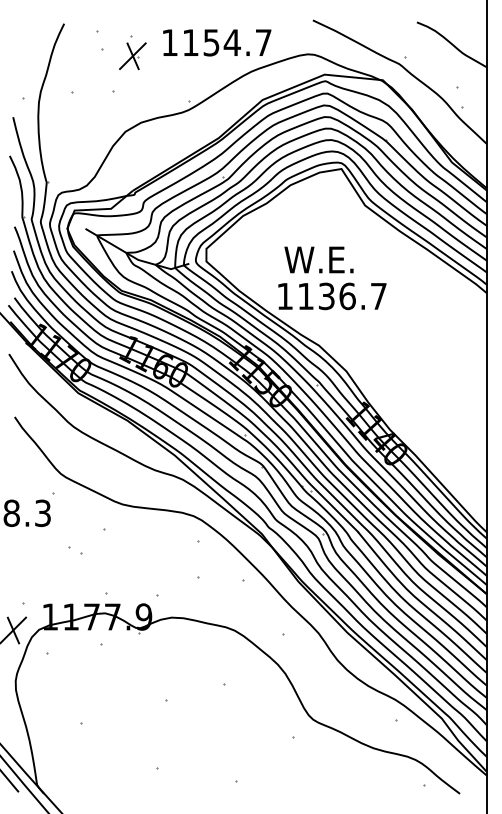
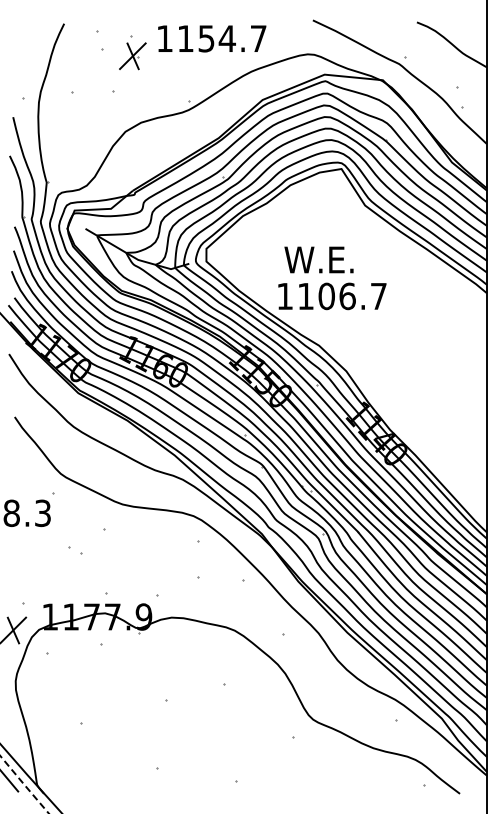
text position: (217, 42) -> (212, 38) (212, 38)
text: 1136.7 -> 1106.7 (326, 296)
line: solid -> dashed (24, 784)
